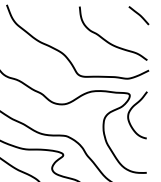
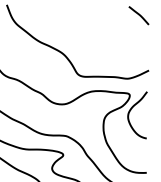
curve: present -> none (107, 40)
